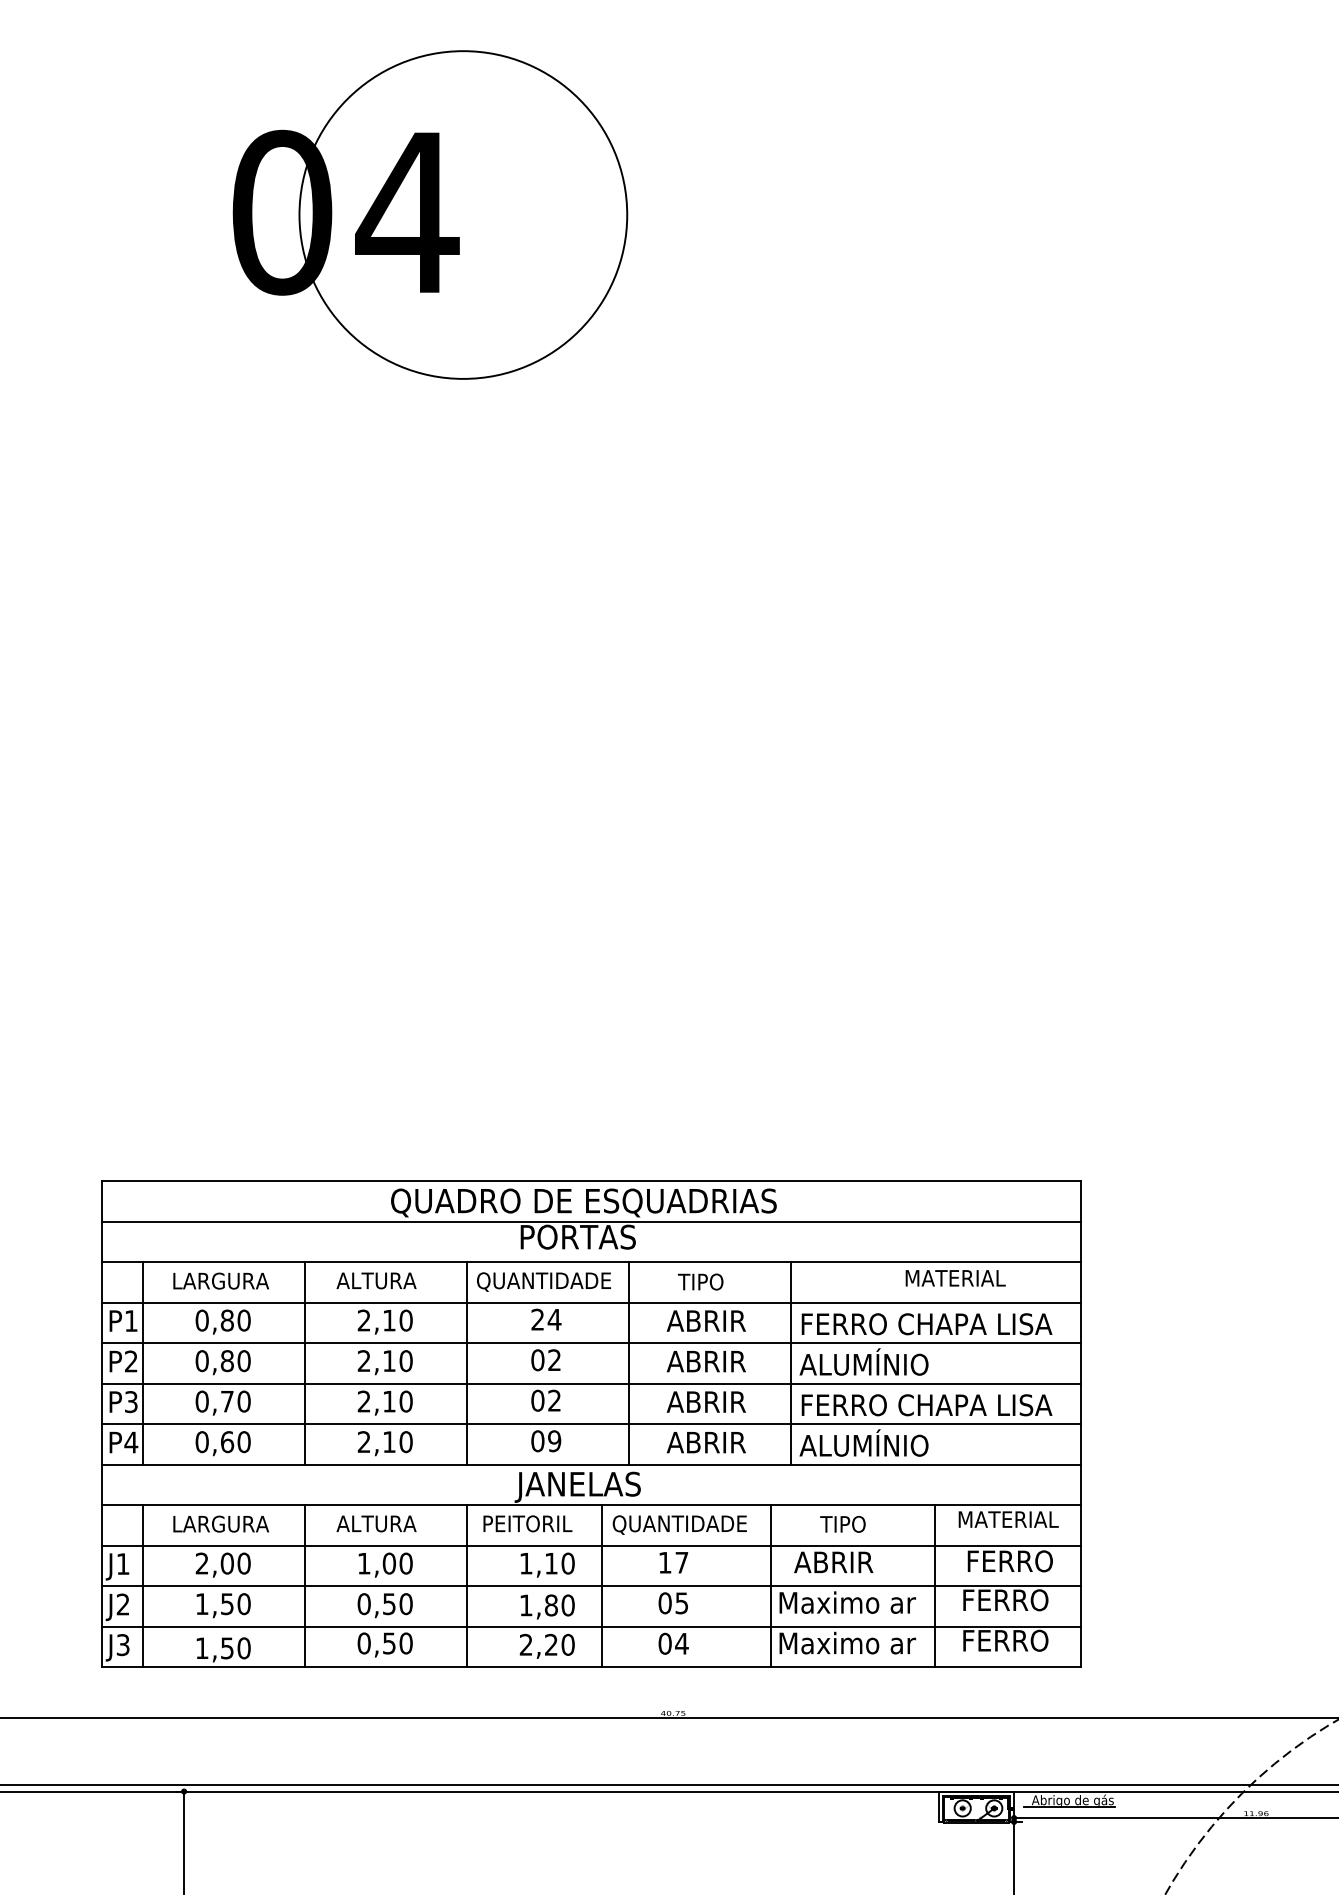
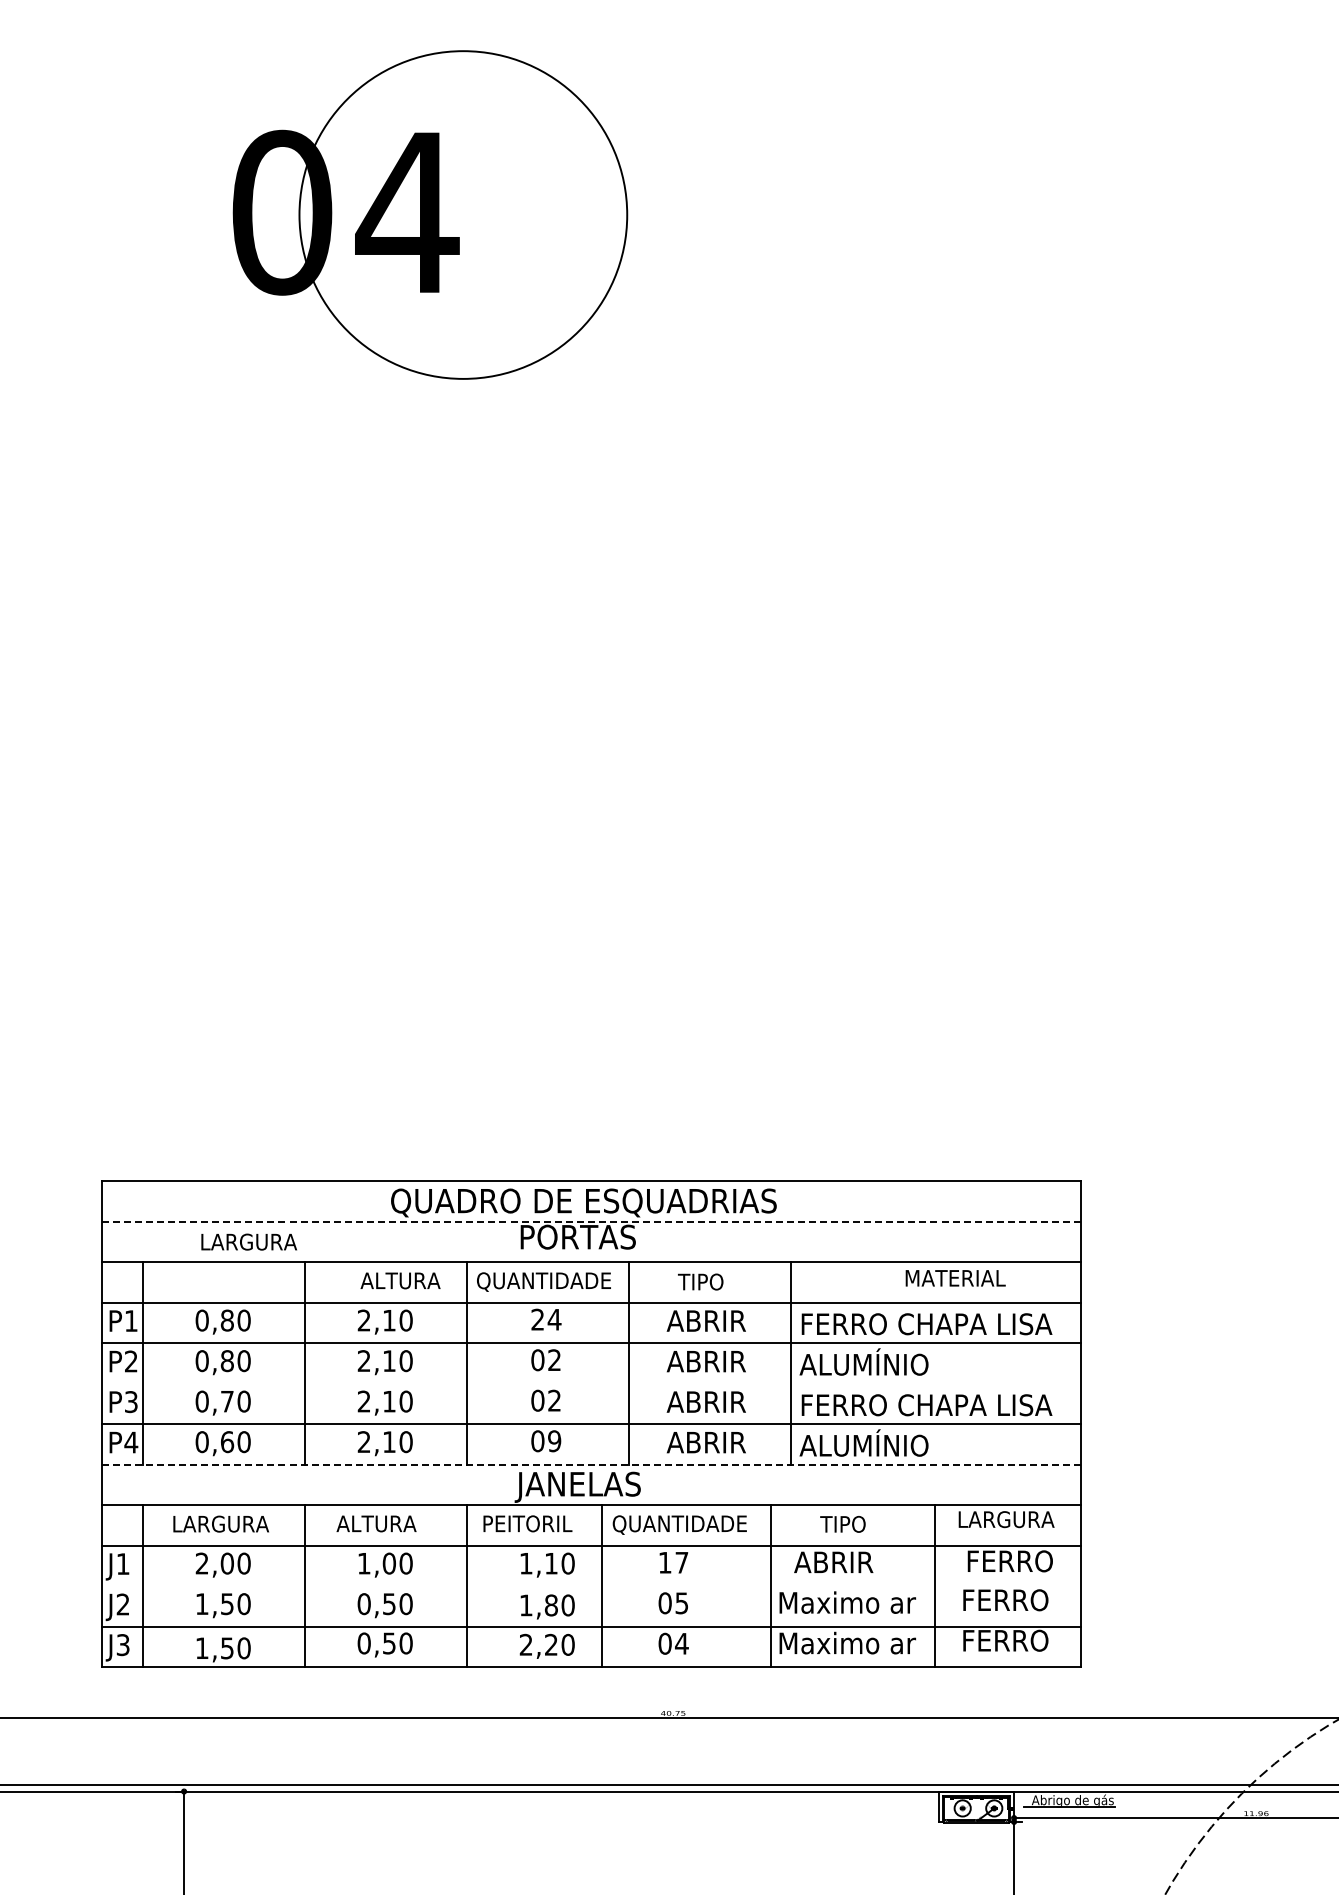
line: solid -> dashed (591, 1221)
text position: (220, 1280) -> (248, 1241) (248, 1241)
text position: (376, 1280) -> (400, 1280) (400, 1280)
line: present -> none (591, 1383)
line: solid -> dashed (591, 1464)
text: MATERIAL -> LARGURA (1009, 1519)
line: present -> none (591, 1586)
